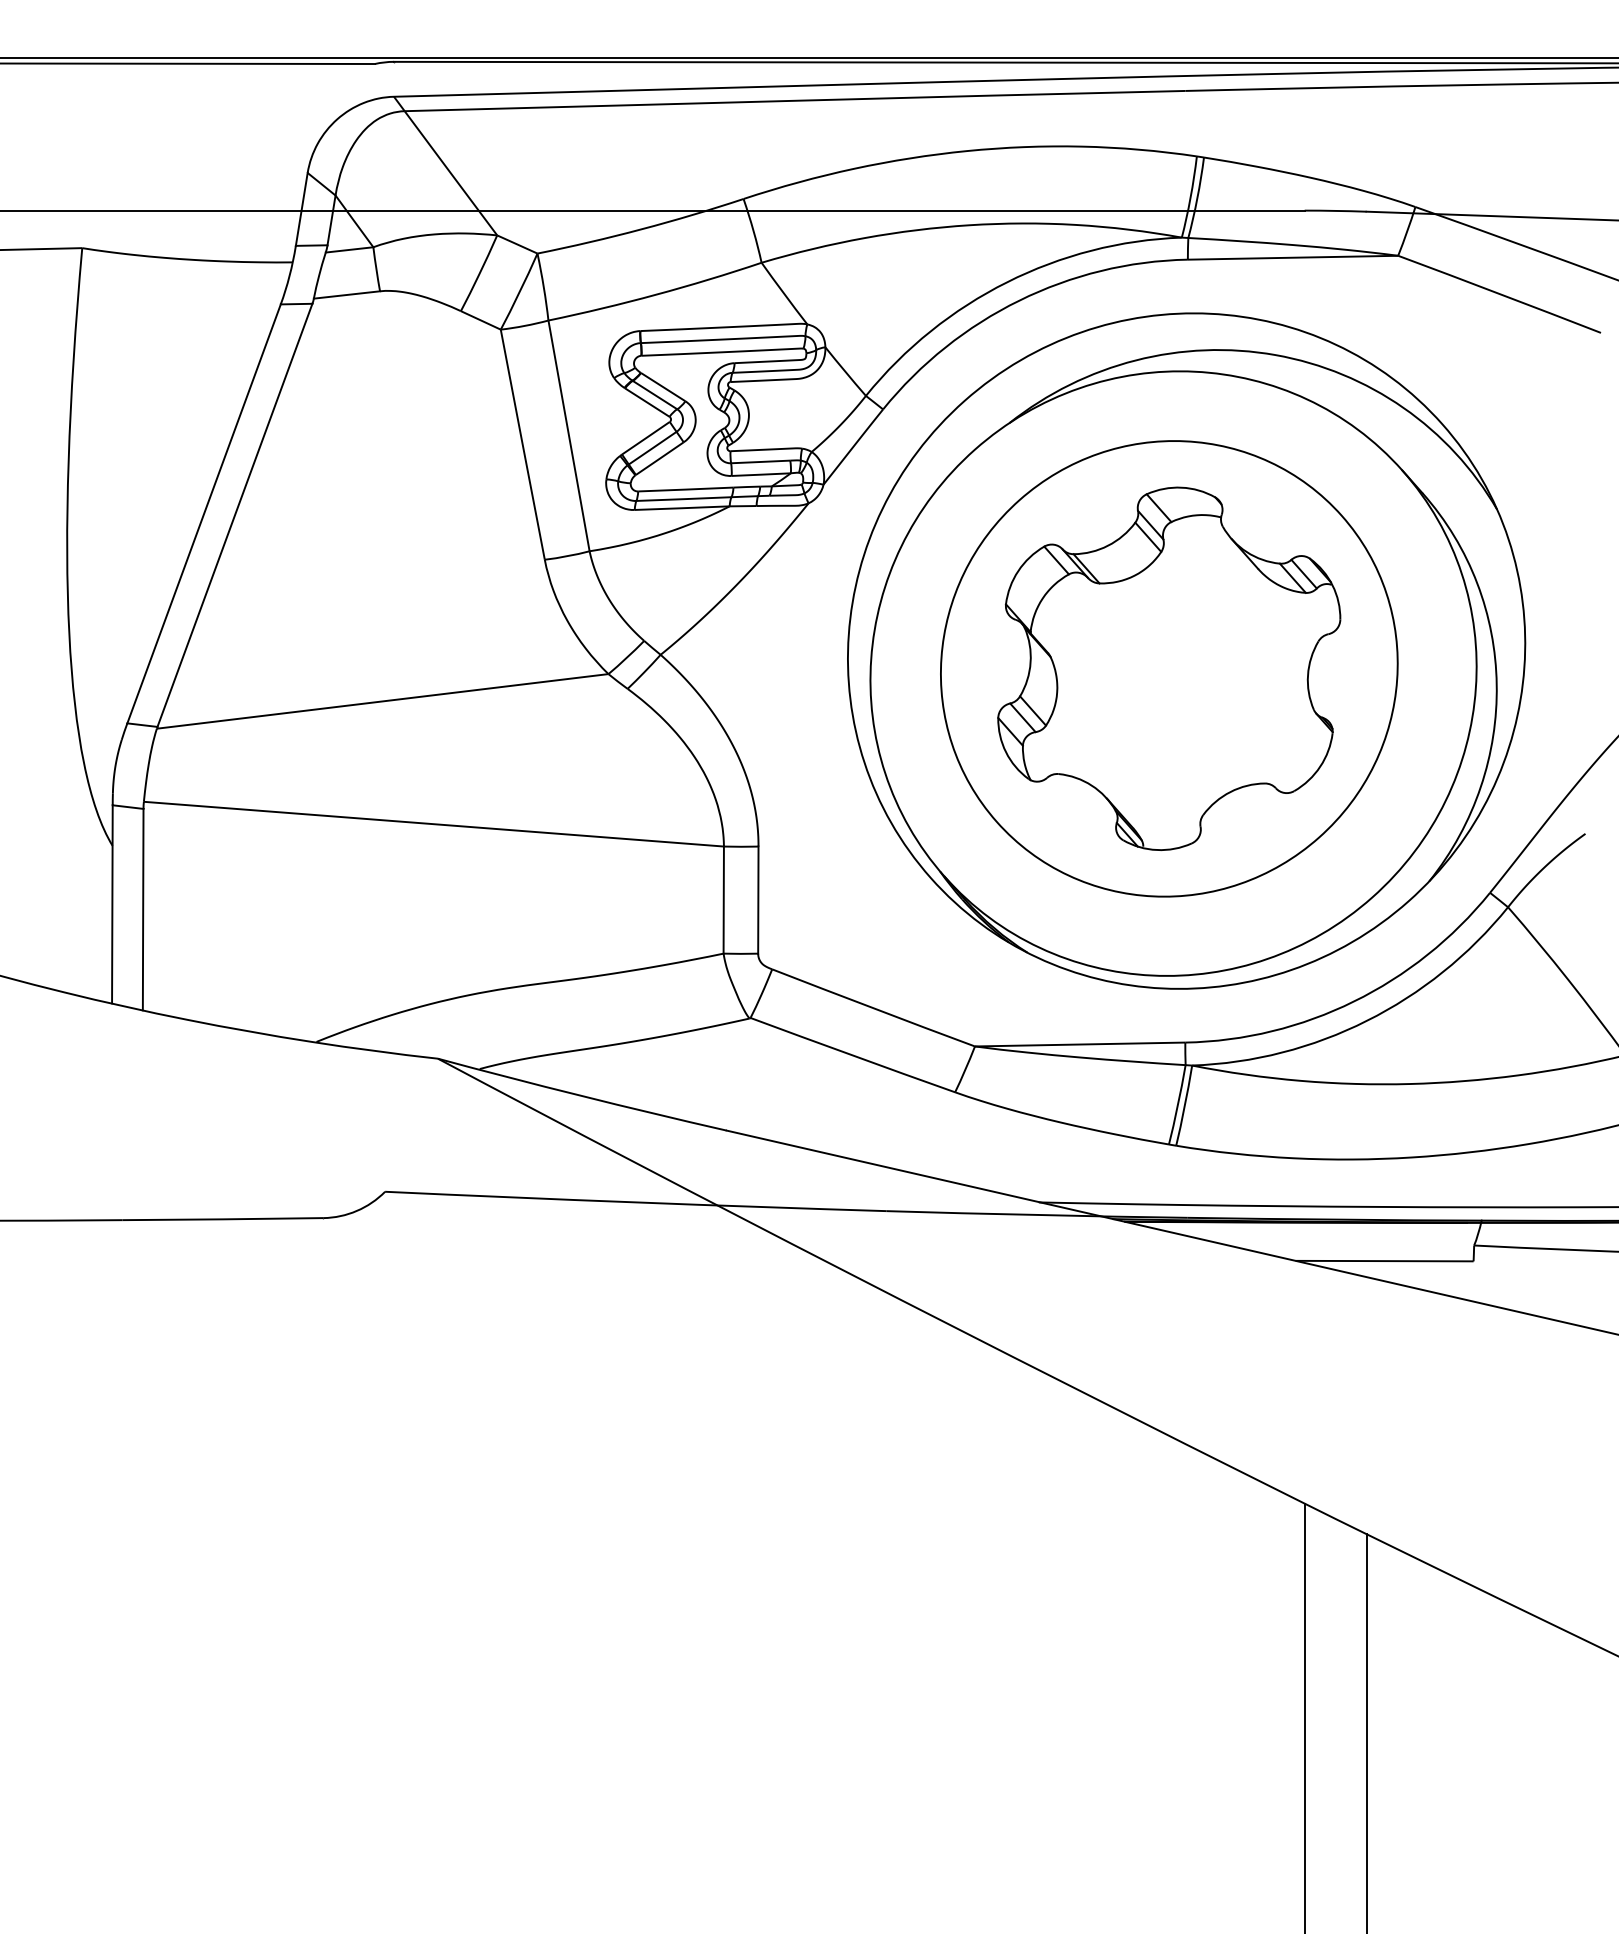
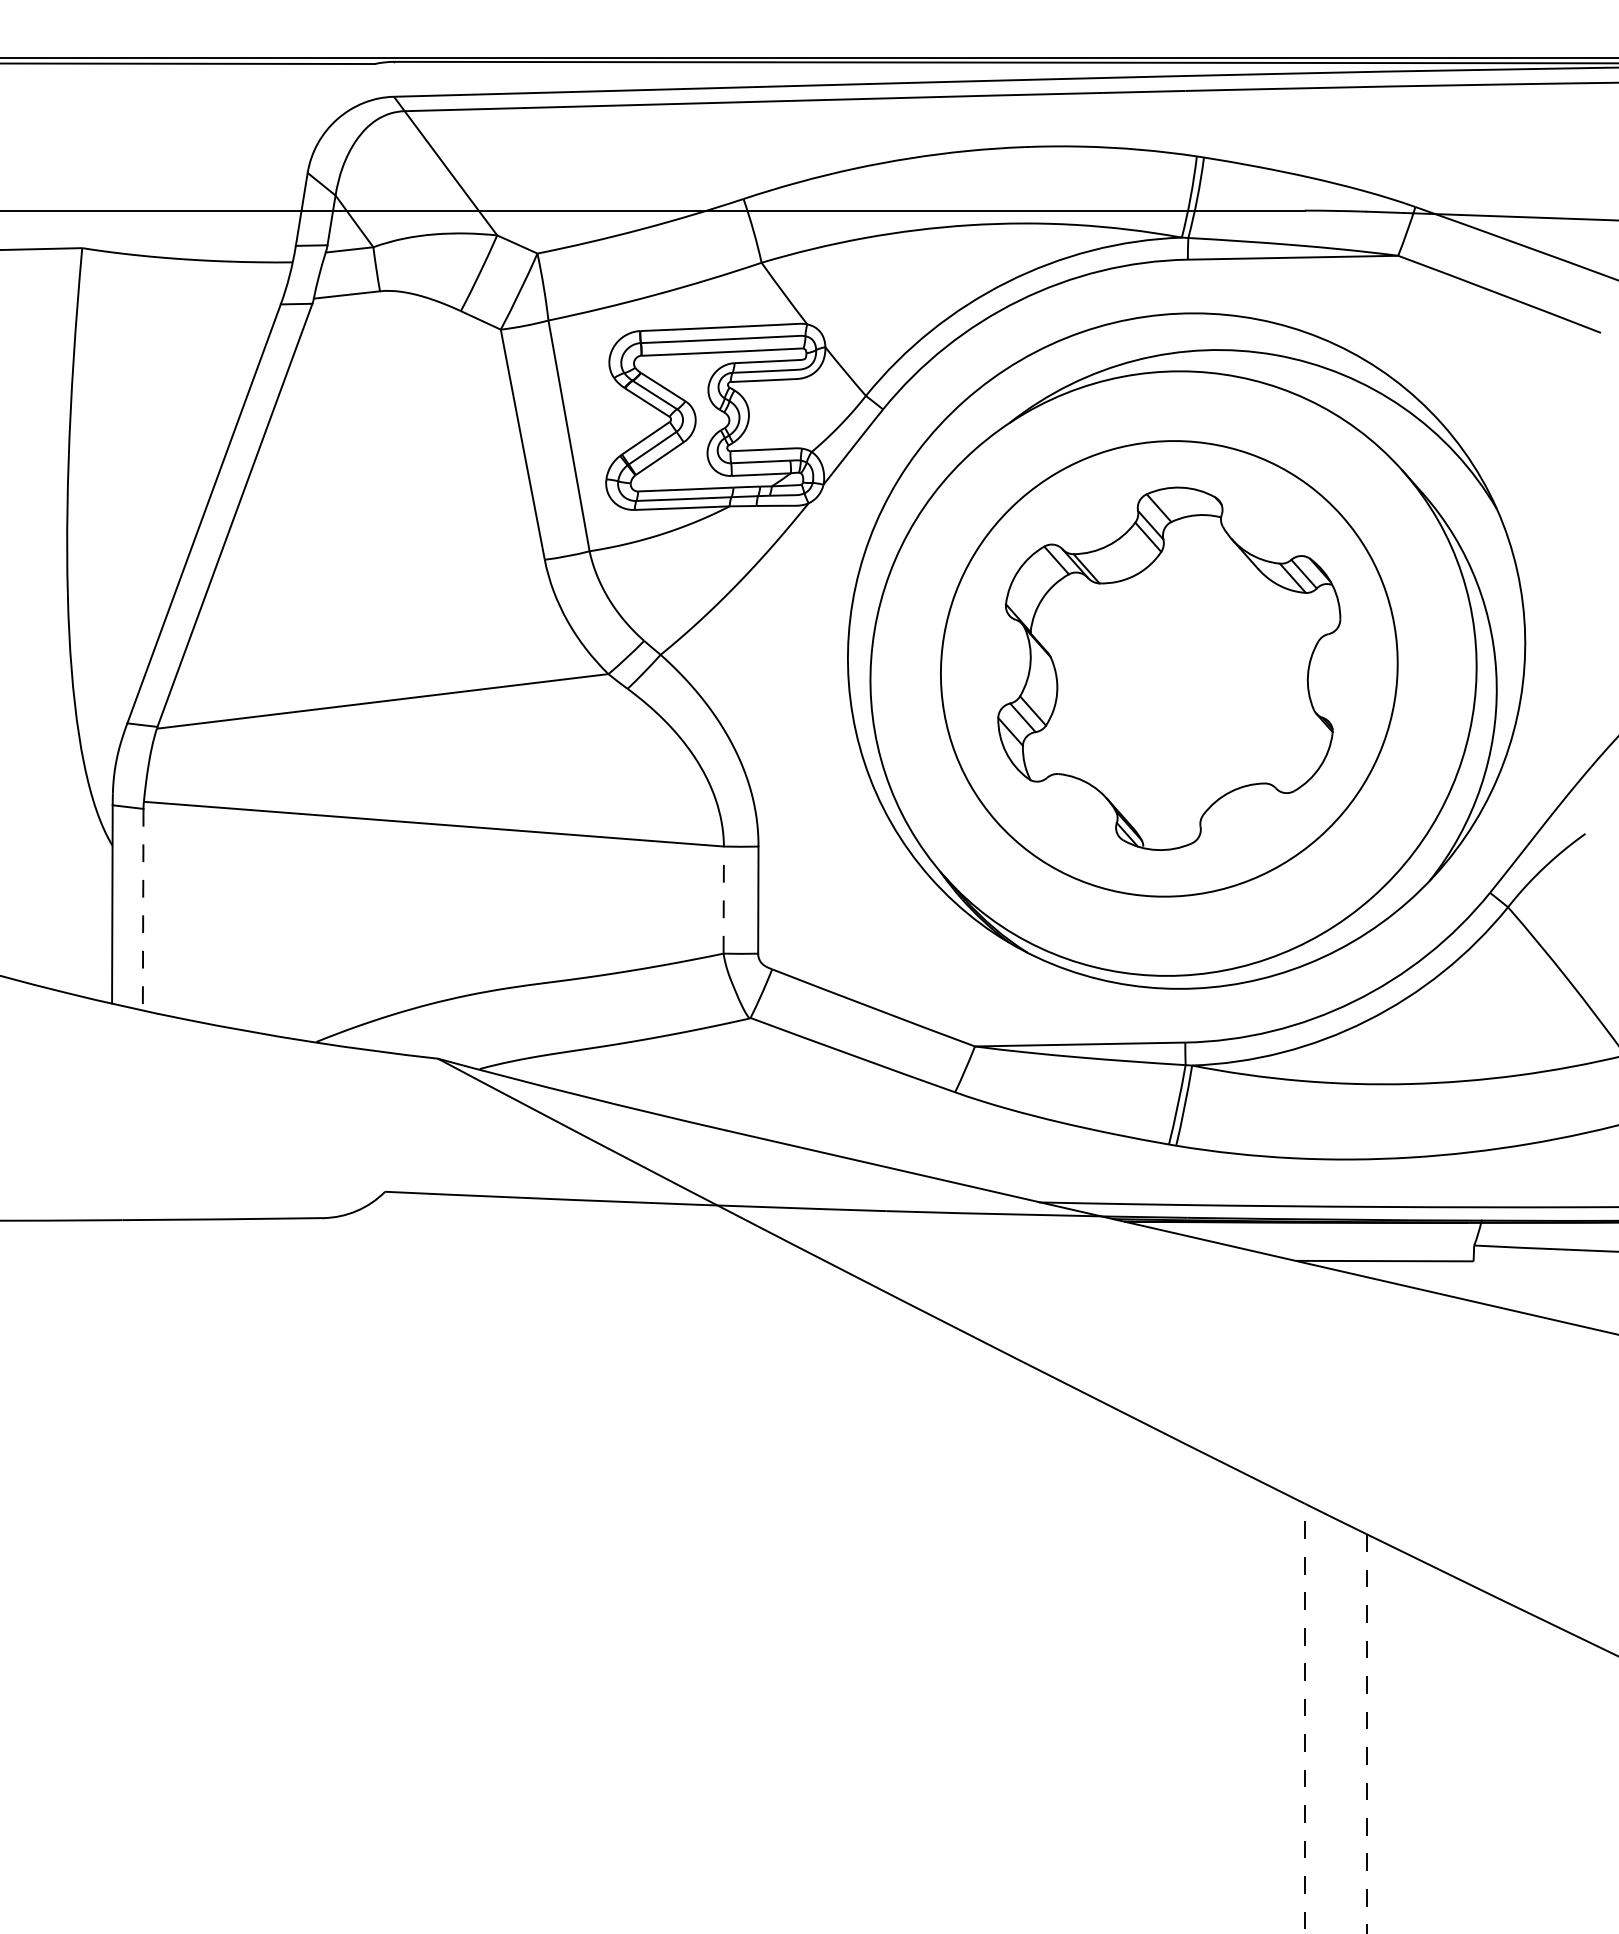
line: solid -> dashed (723, 900)
line: solid -> dashed (143, 909)
line: solid -> dashed (1304, 1718)
line: solid -> dashed (1366, 1734)
